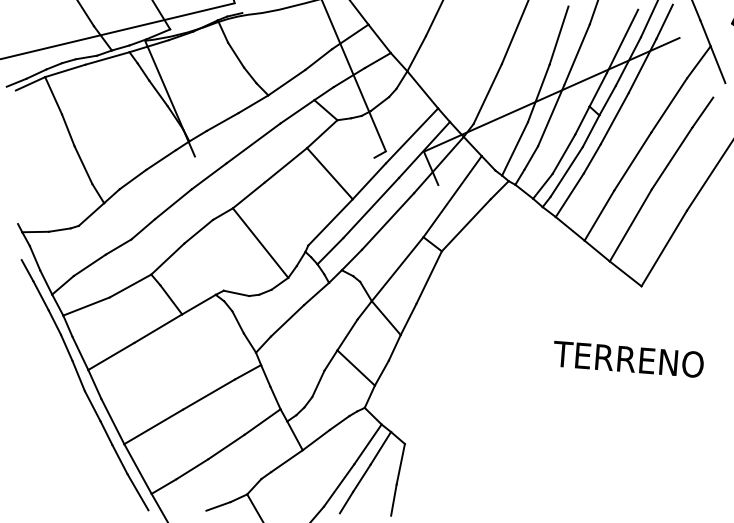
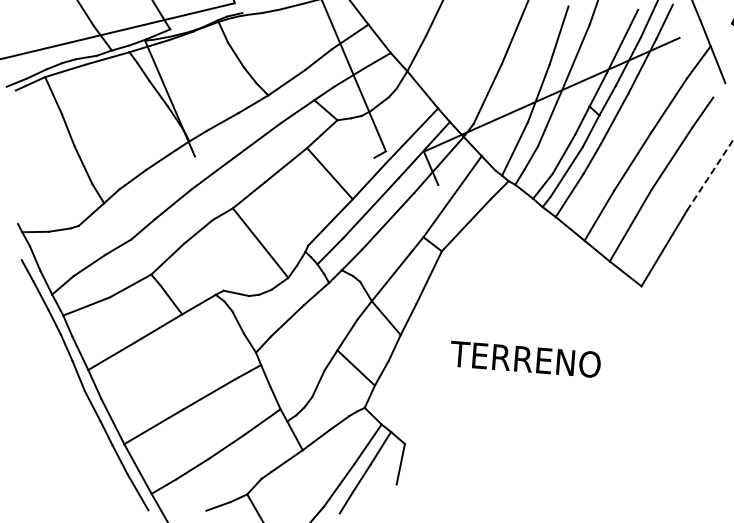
line: solid -> dashed (710, 175)
text position: (628, 359) -> (525, 359) (525, 359)
line: present -> none (393, 499)
